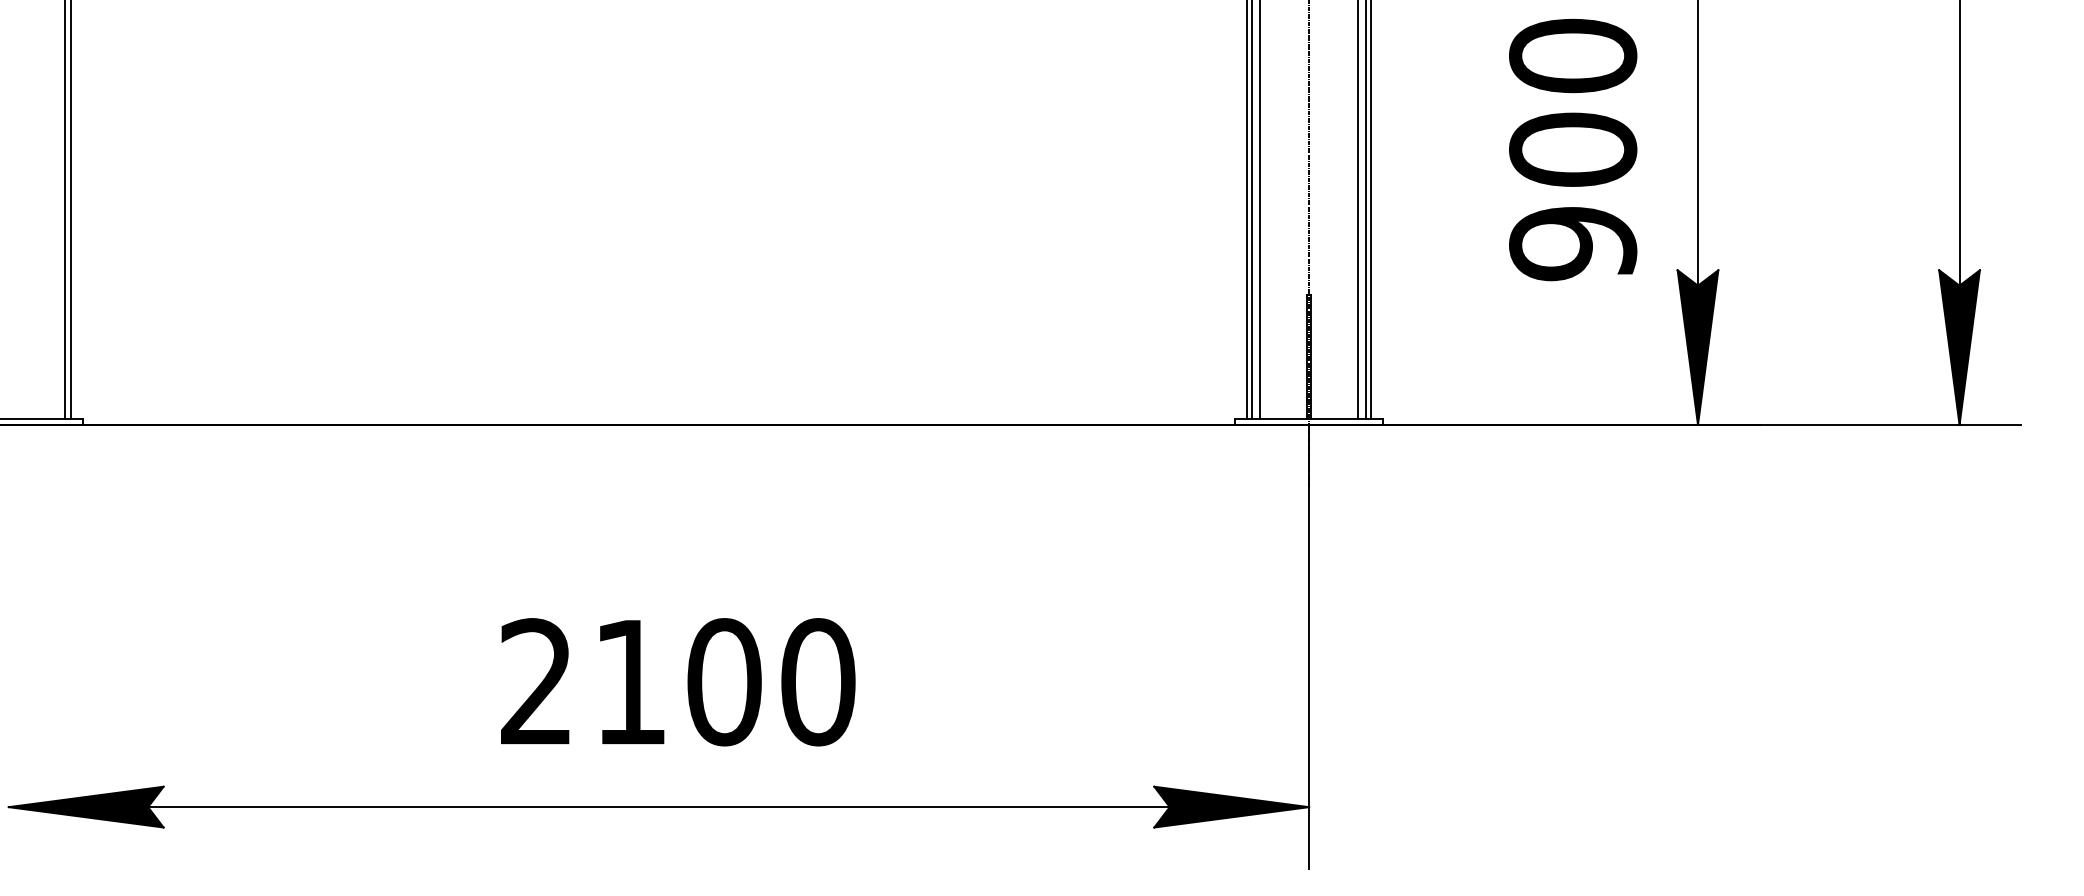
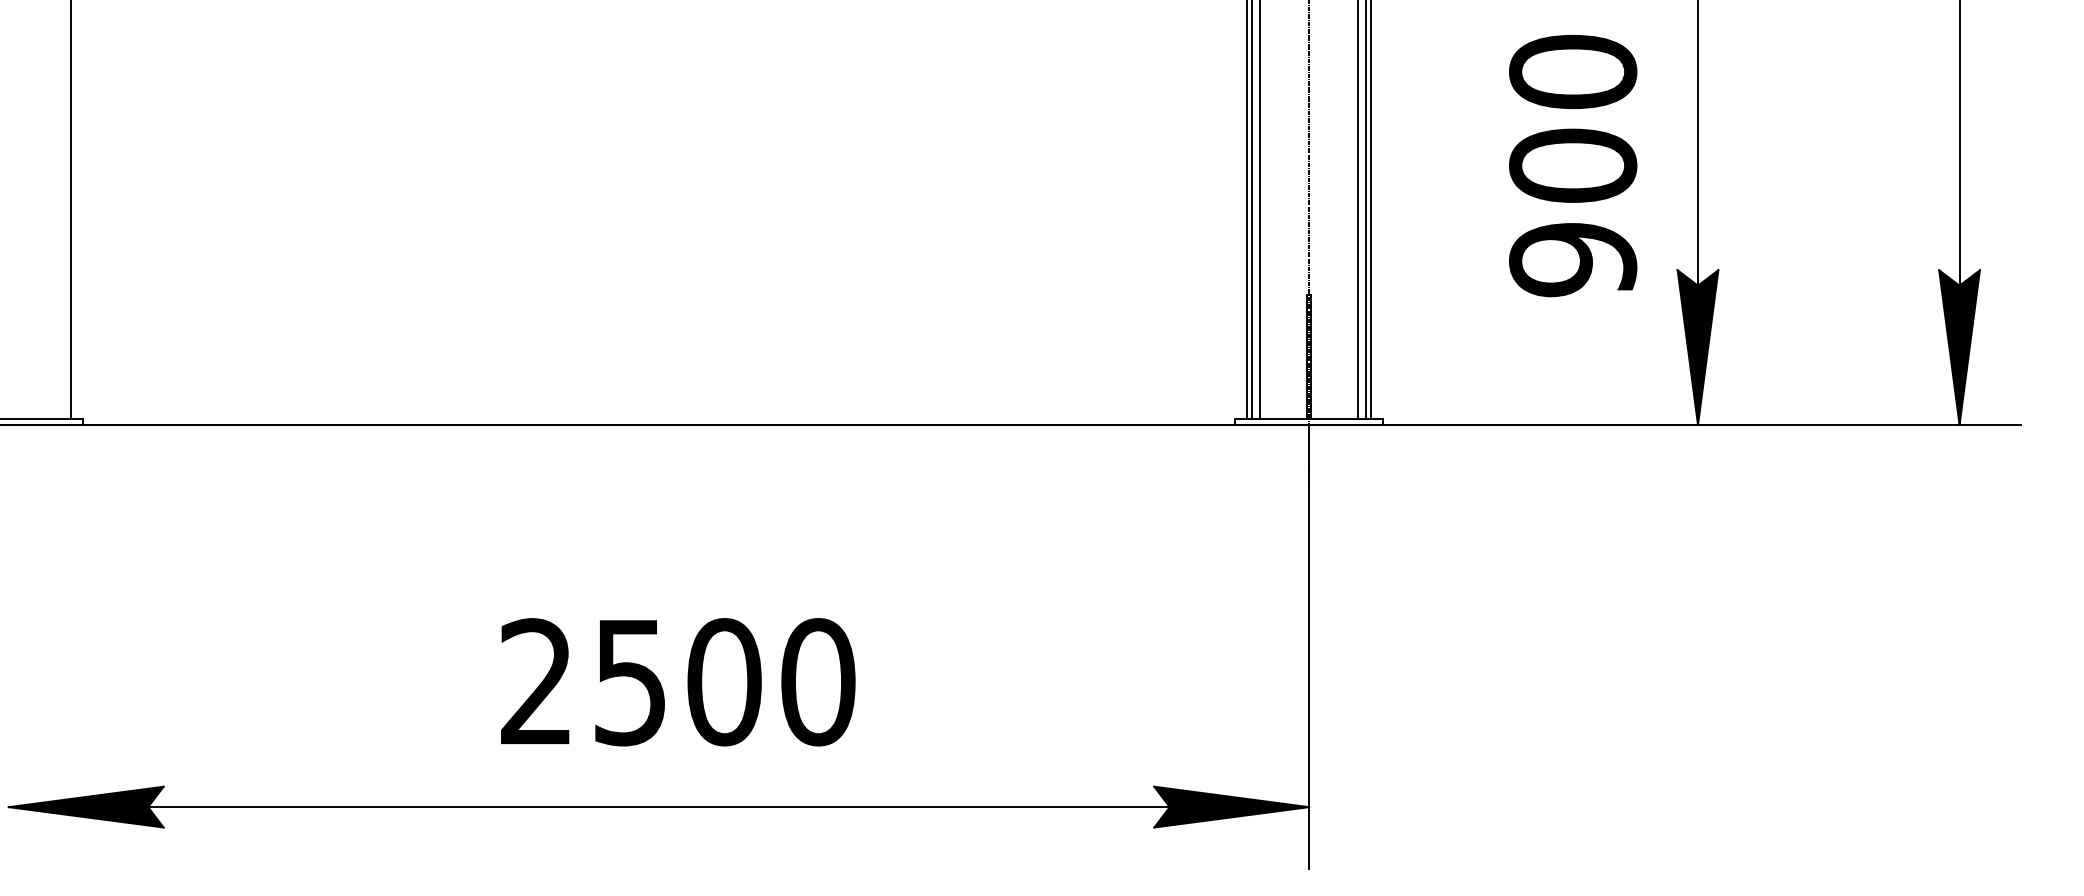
text position: (1573, 149) -> (1573, 165) (1573, 165)
line: present -> none (65, 210)
text: 2100 -> 2500 (629, 683)
